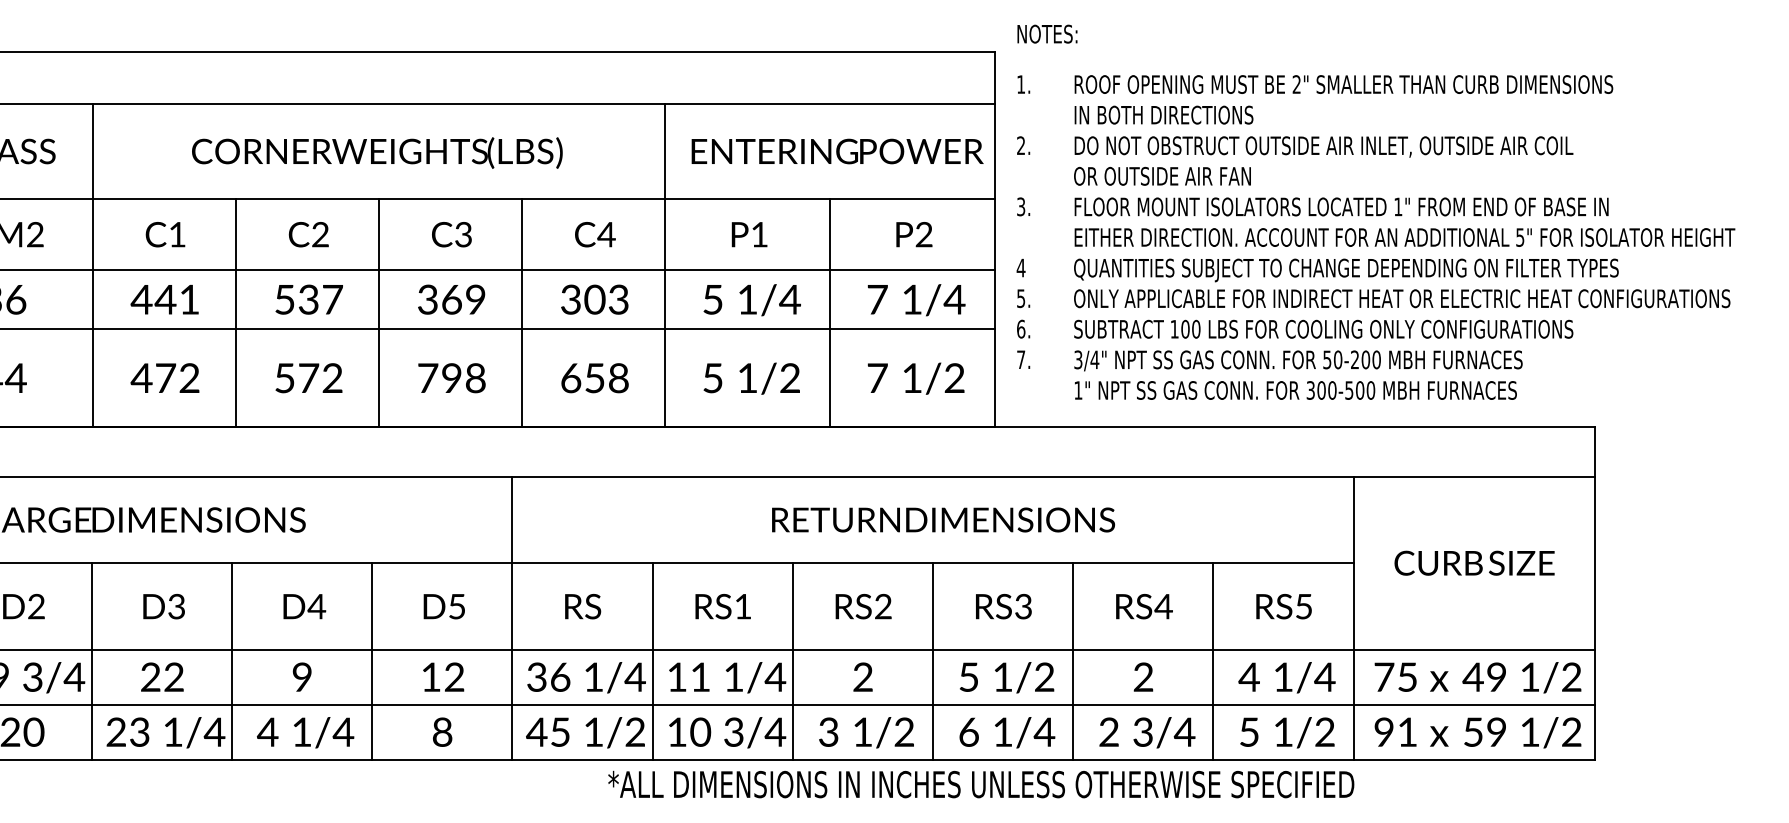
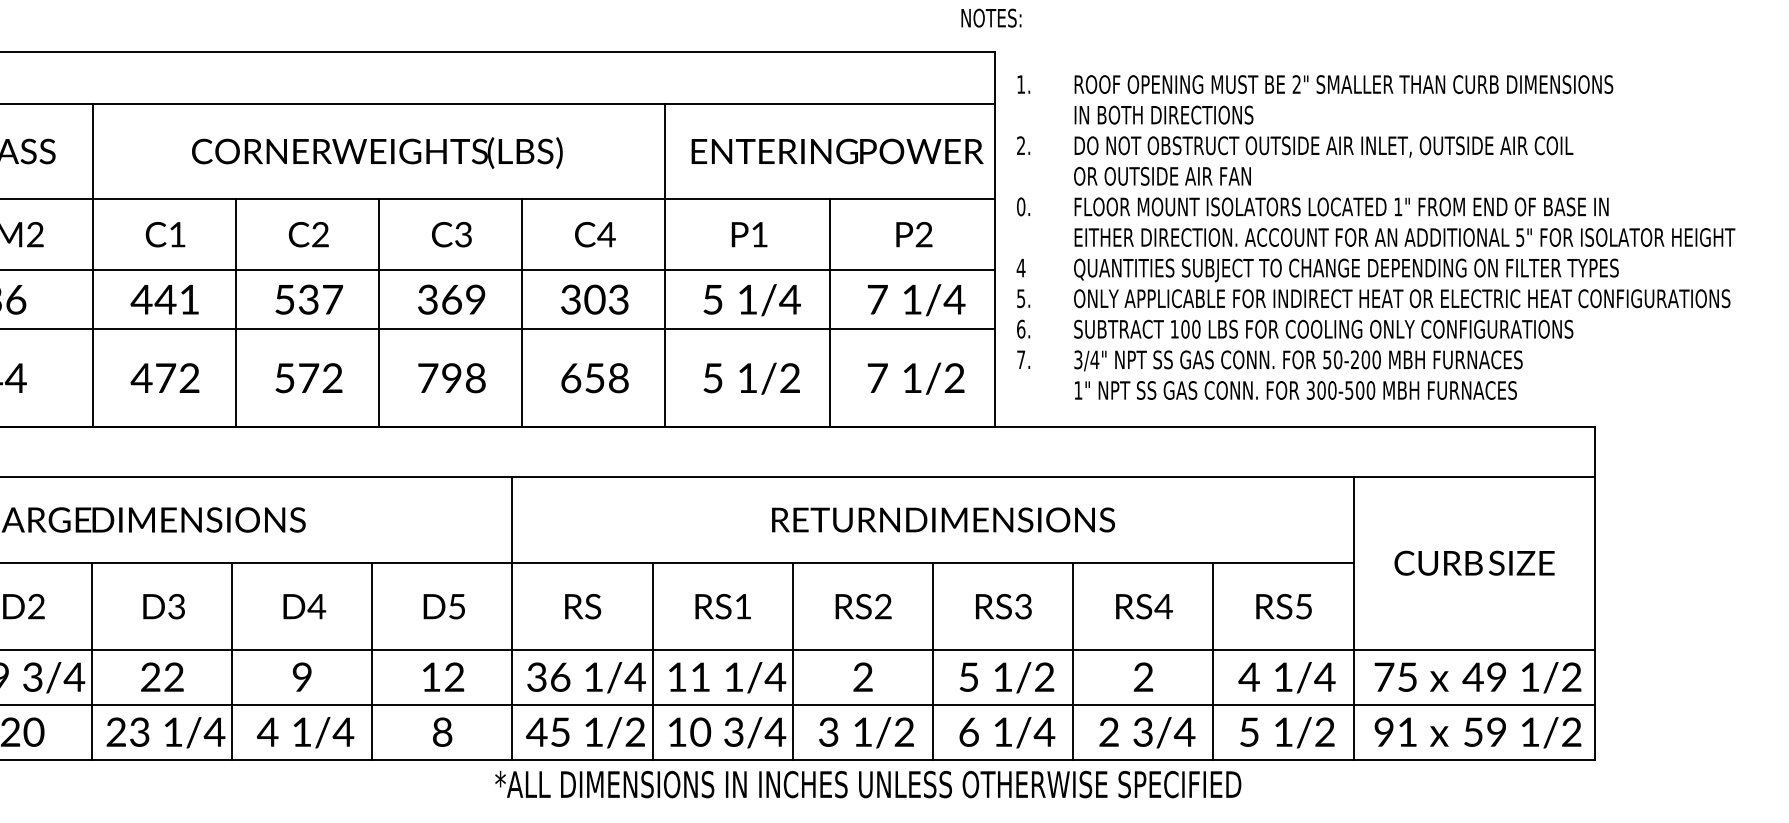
text position: (1047, 33) -> (991, 17) (991, 17)
text: 3. -> 0. (1021, 206)
text position: (981, 784) -> (868, 784) (868, 784)
